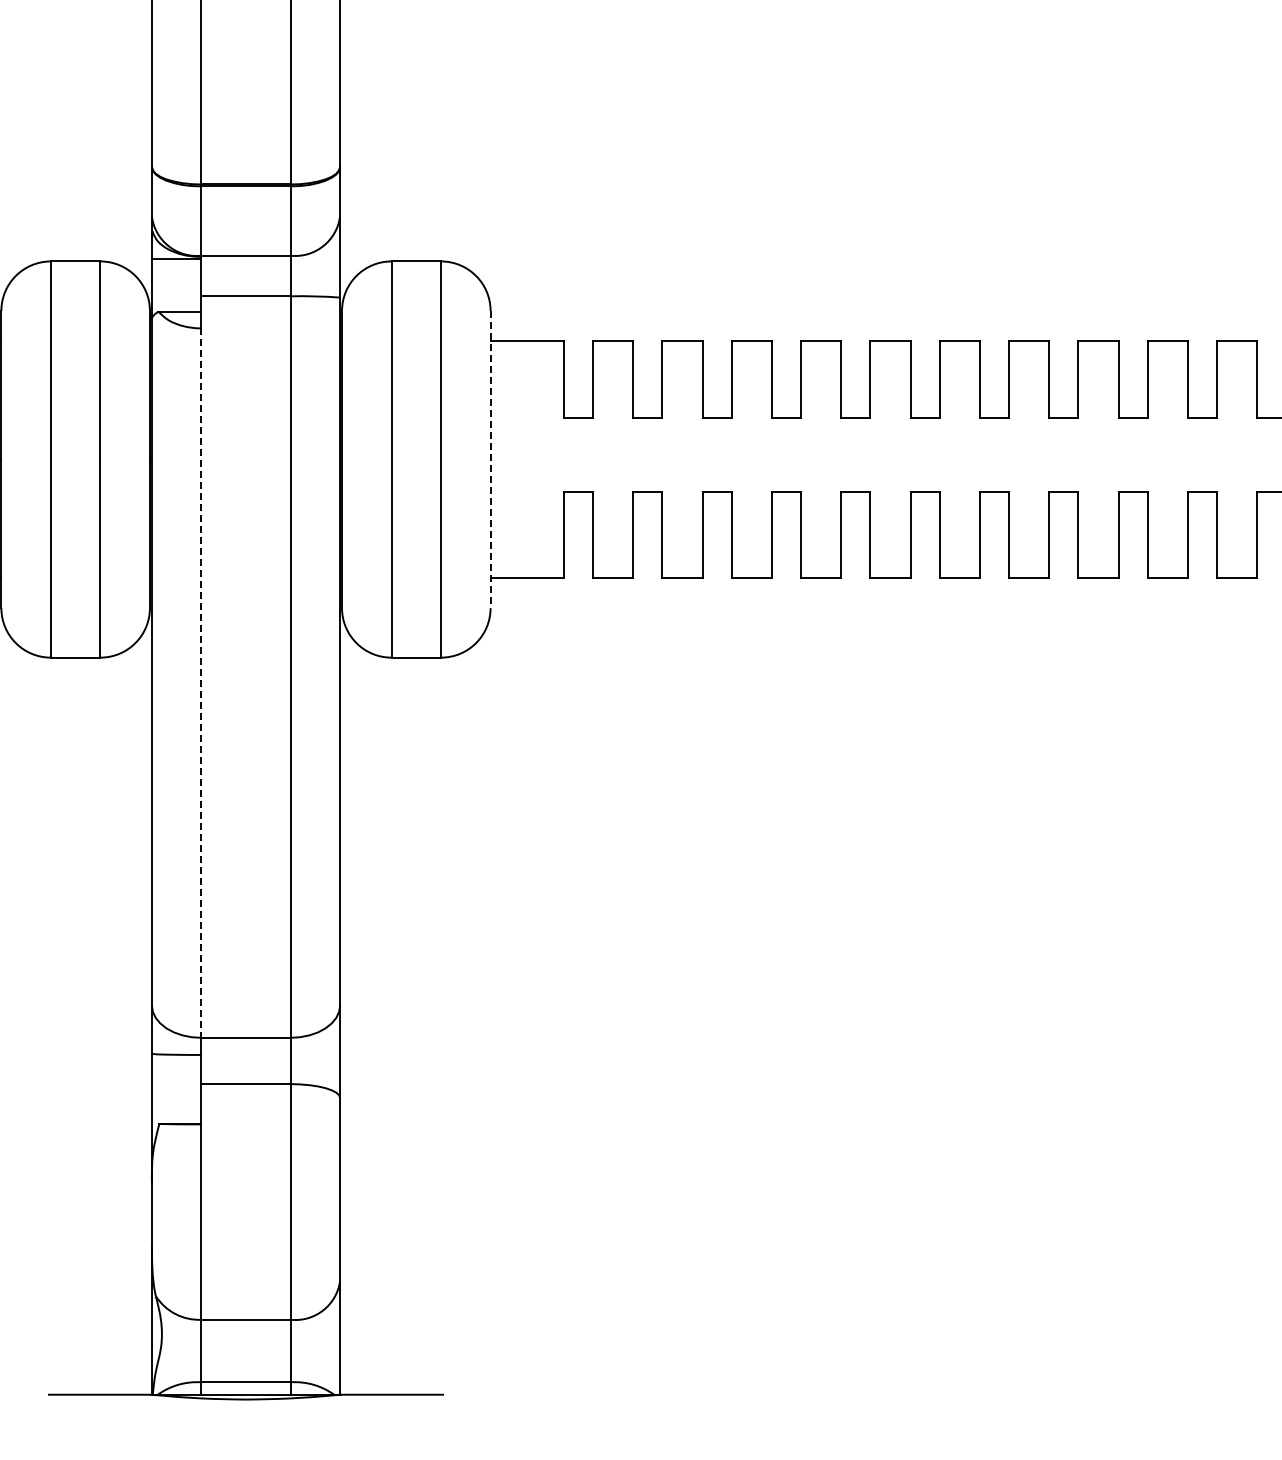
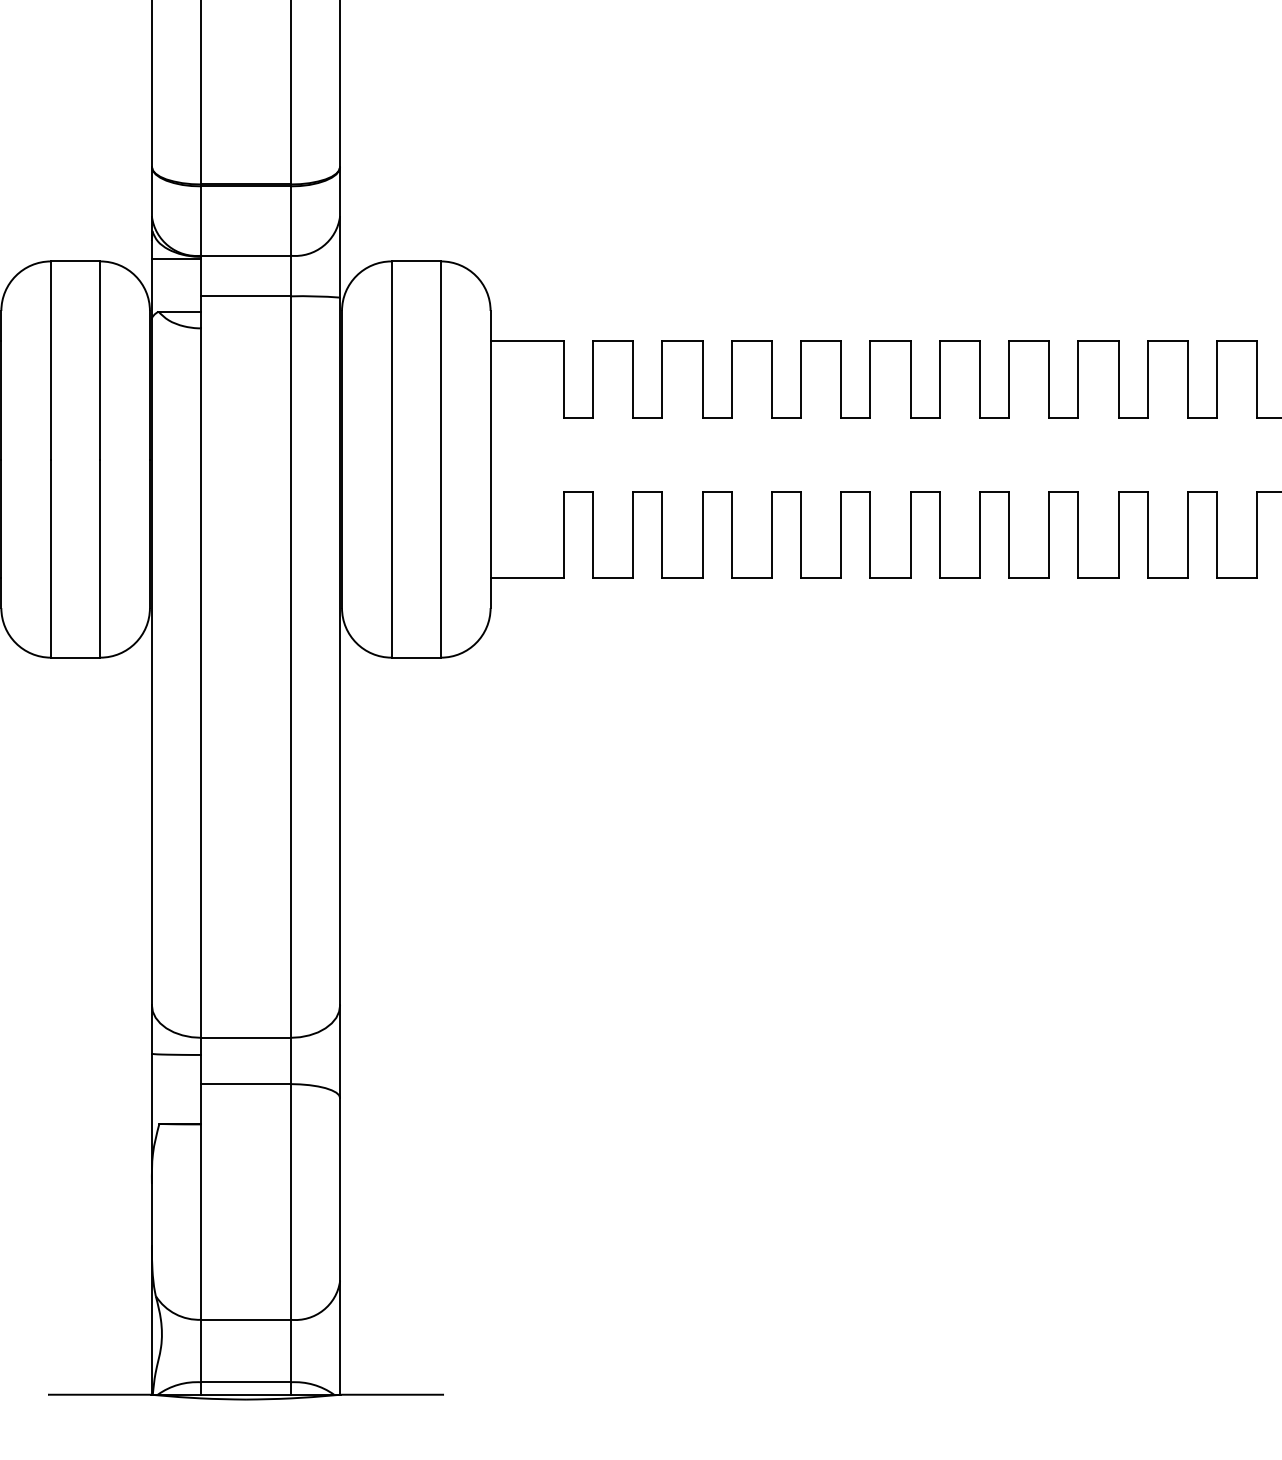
line: dashed -> solid (490, 459)
line: dashed -> solid (201, 683)
